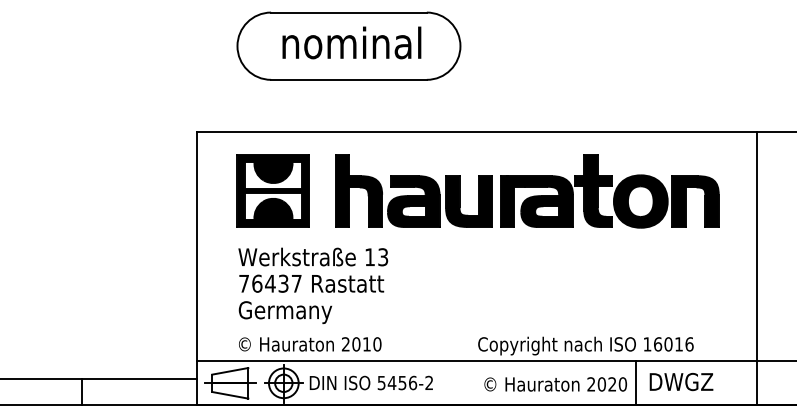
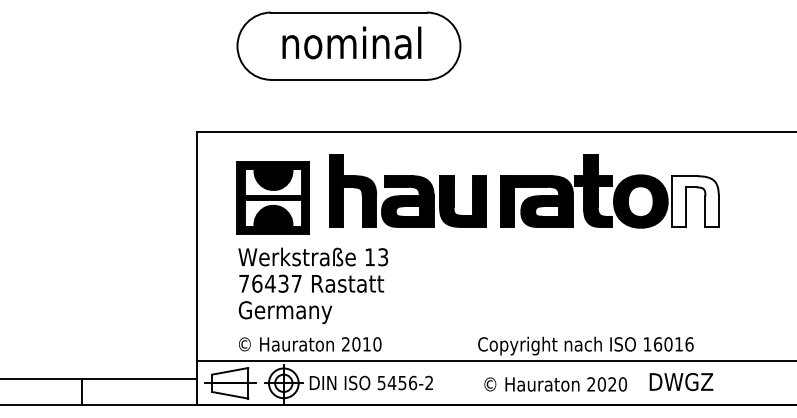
part position: (272, 190) -> (272, 197) (272, 197)
part position: (413, 190) -> (407, 190) (407, 190)
fill: present -> none (695, 201)
line: present -> none (757, 268)
line: present -> none (636, 383)
